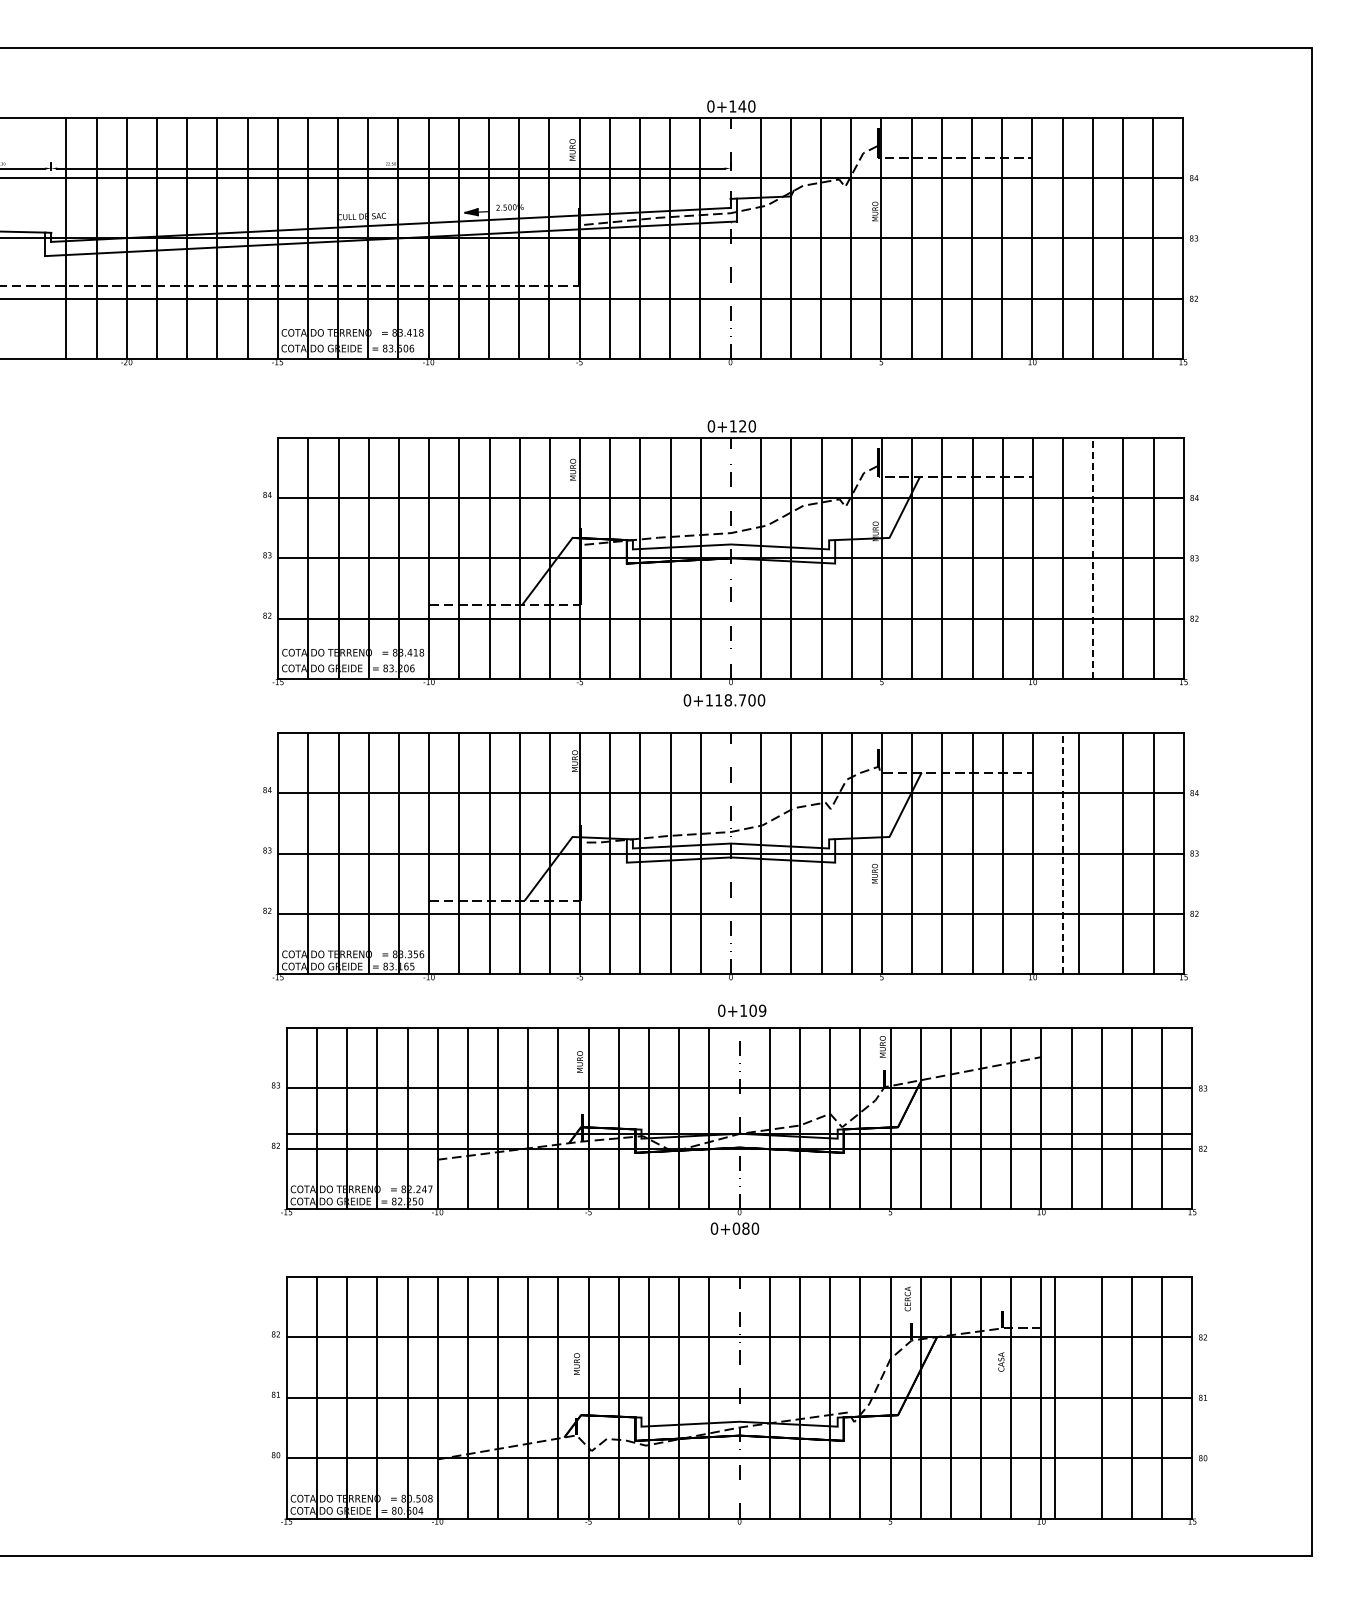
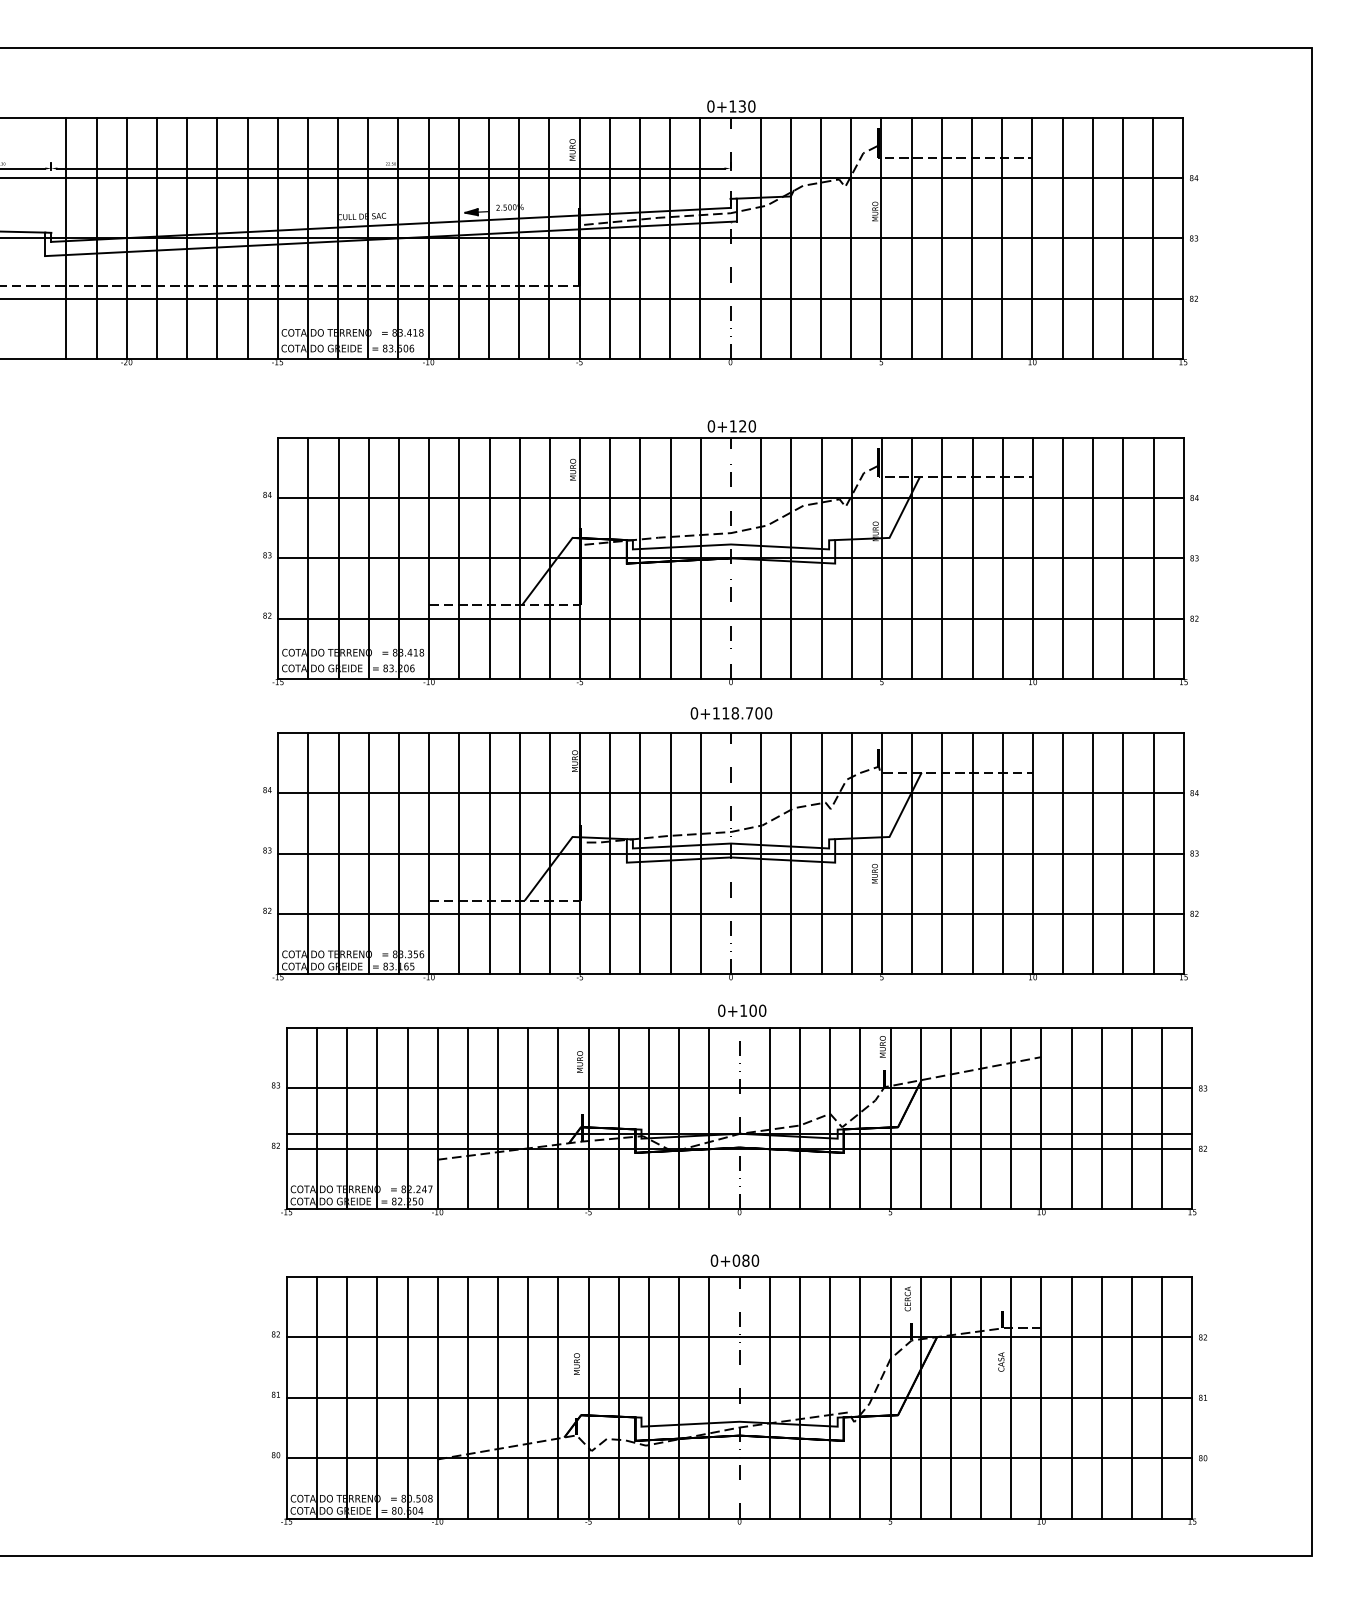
text: 0+140 -> 0+130 (742, 106)
line: dashed -> solid (1093, 558)
text position: (724, 700) -> (731, 713) (731, 713)
line: dashed -> solid (1063, 853)
line position: (1079, 853) -> (1093, 853) (1093, 853)
text: 0+109 -> 0+100 (762, 1010)
text position: (734, 1228) -> (734, 1260) (734, 1260)
line position: (1054, 1397) -> (1071, 1397) (1071, 1397)
